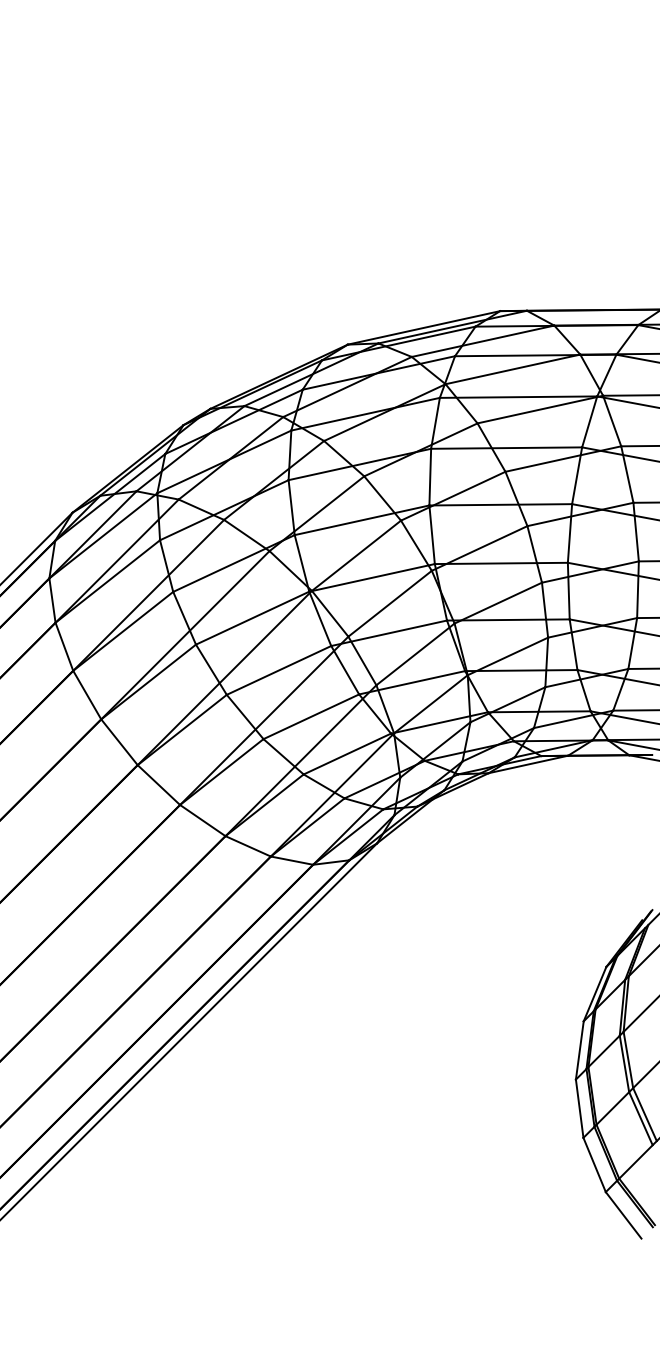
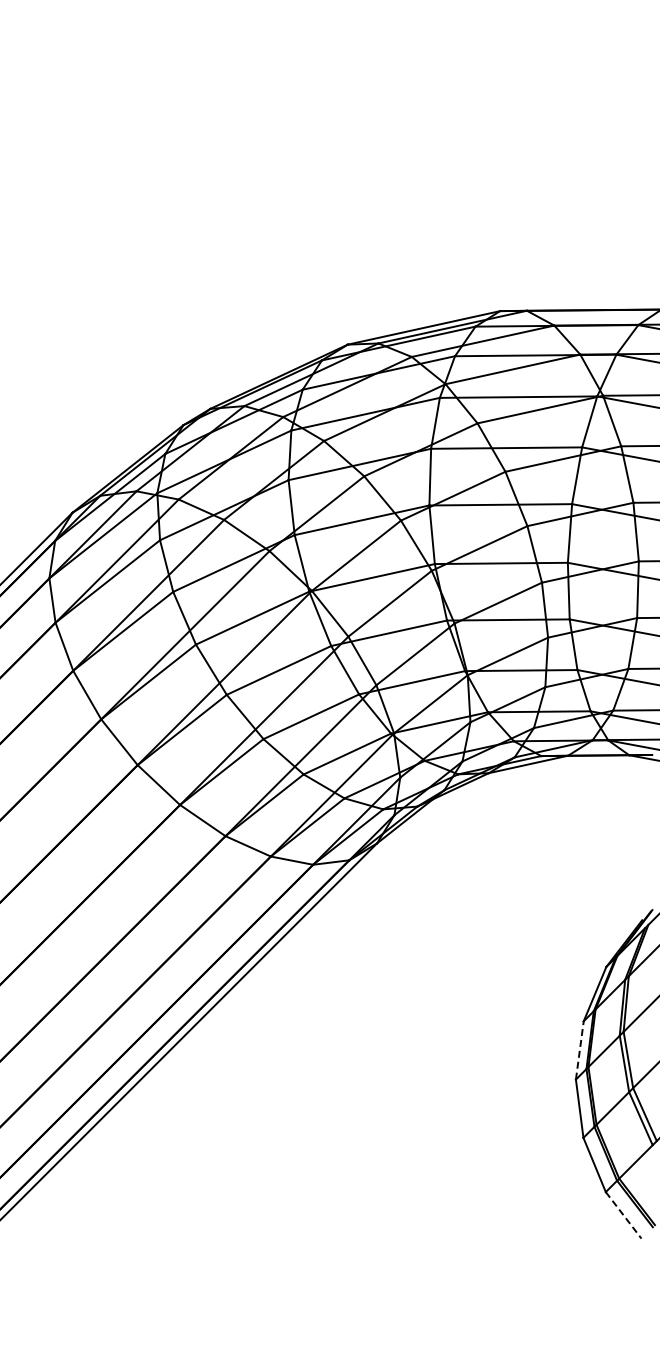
line: solid -> dashed (579, 1049)
line: solid -> dashed (623, 1215)
